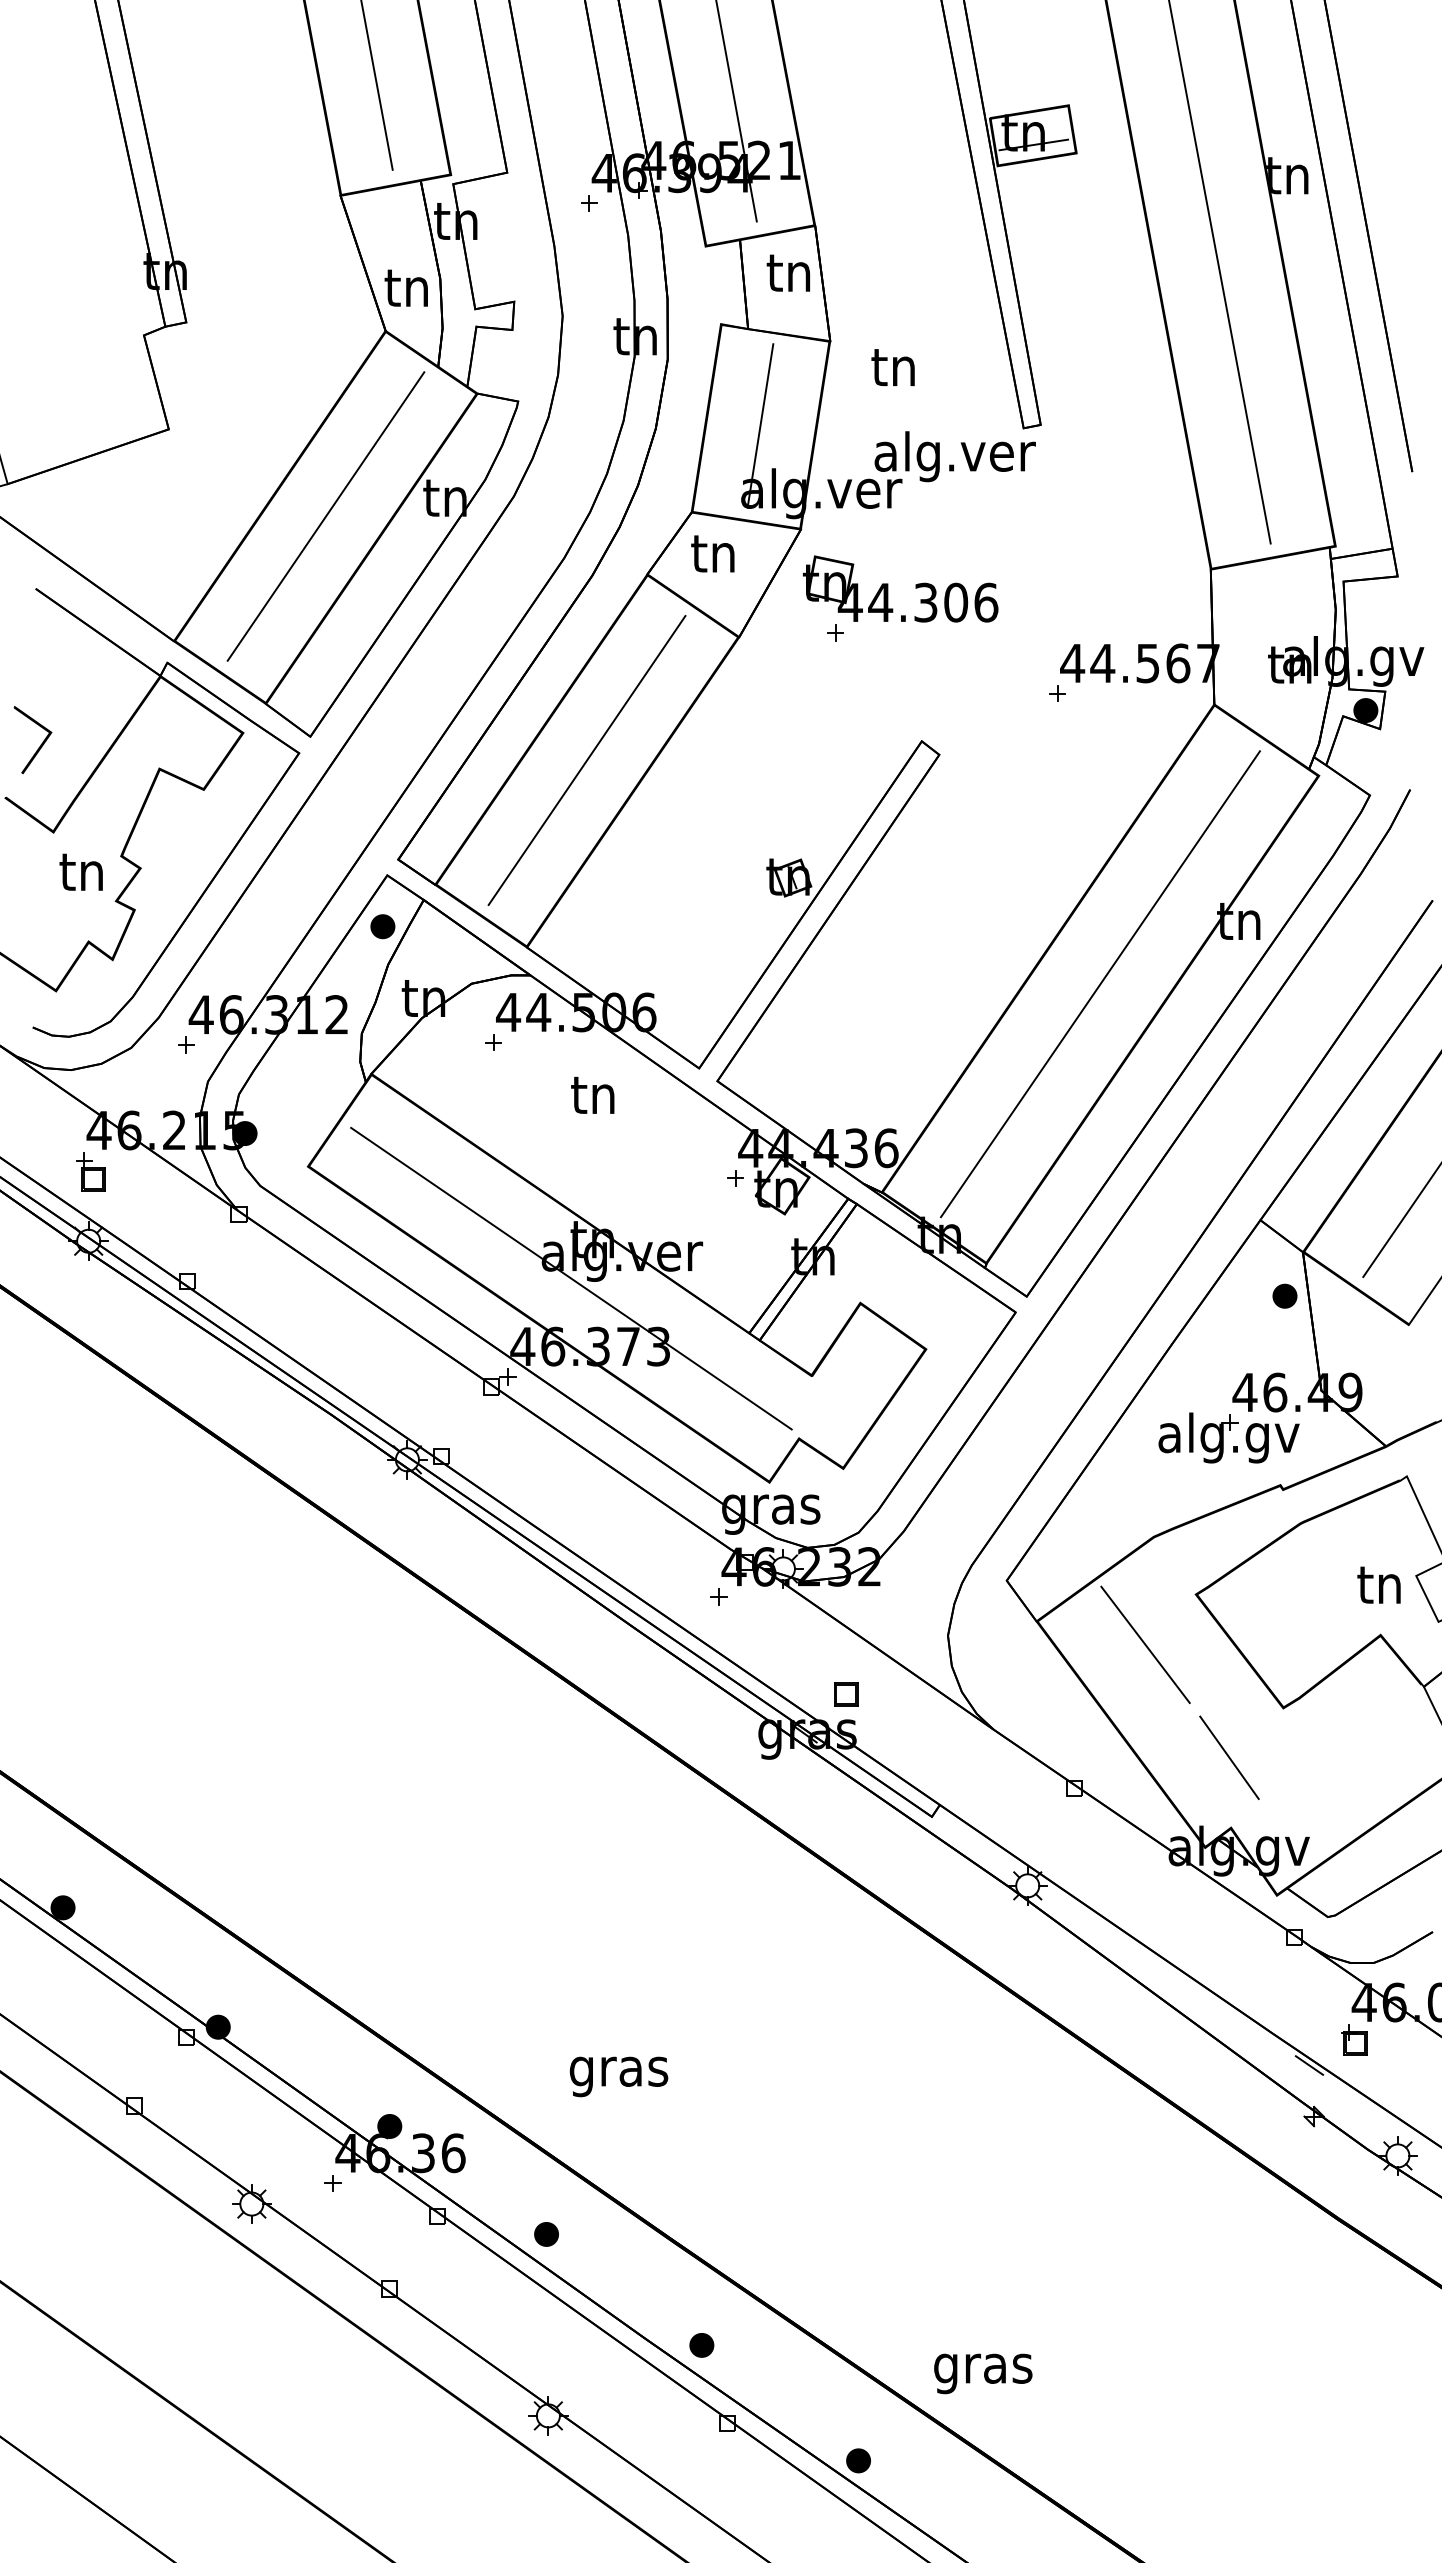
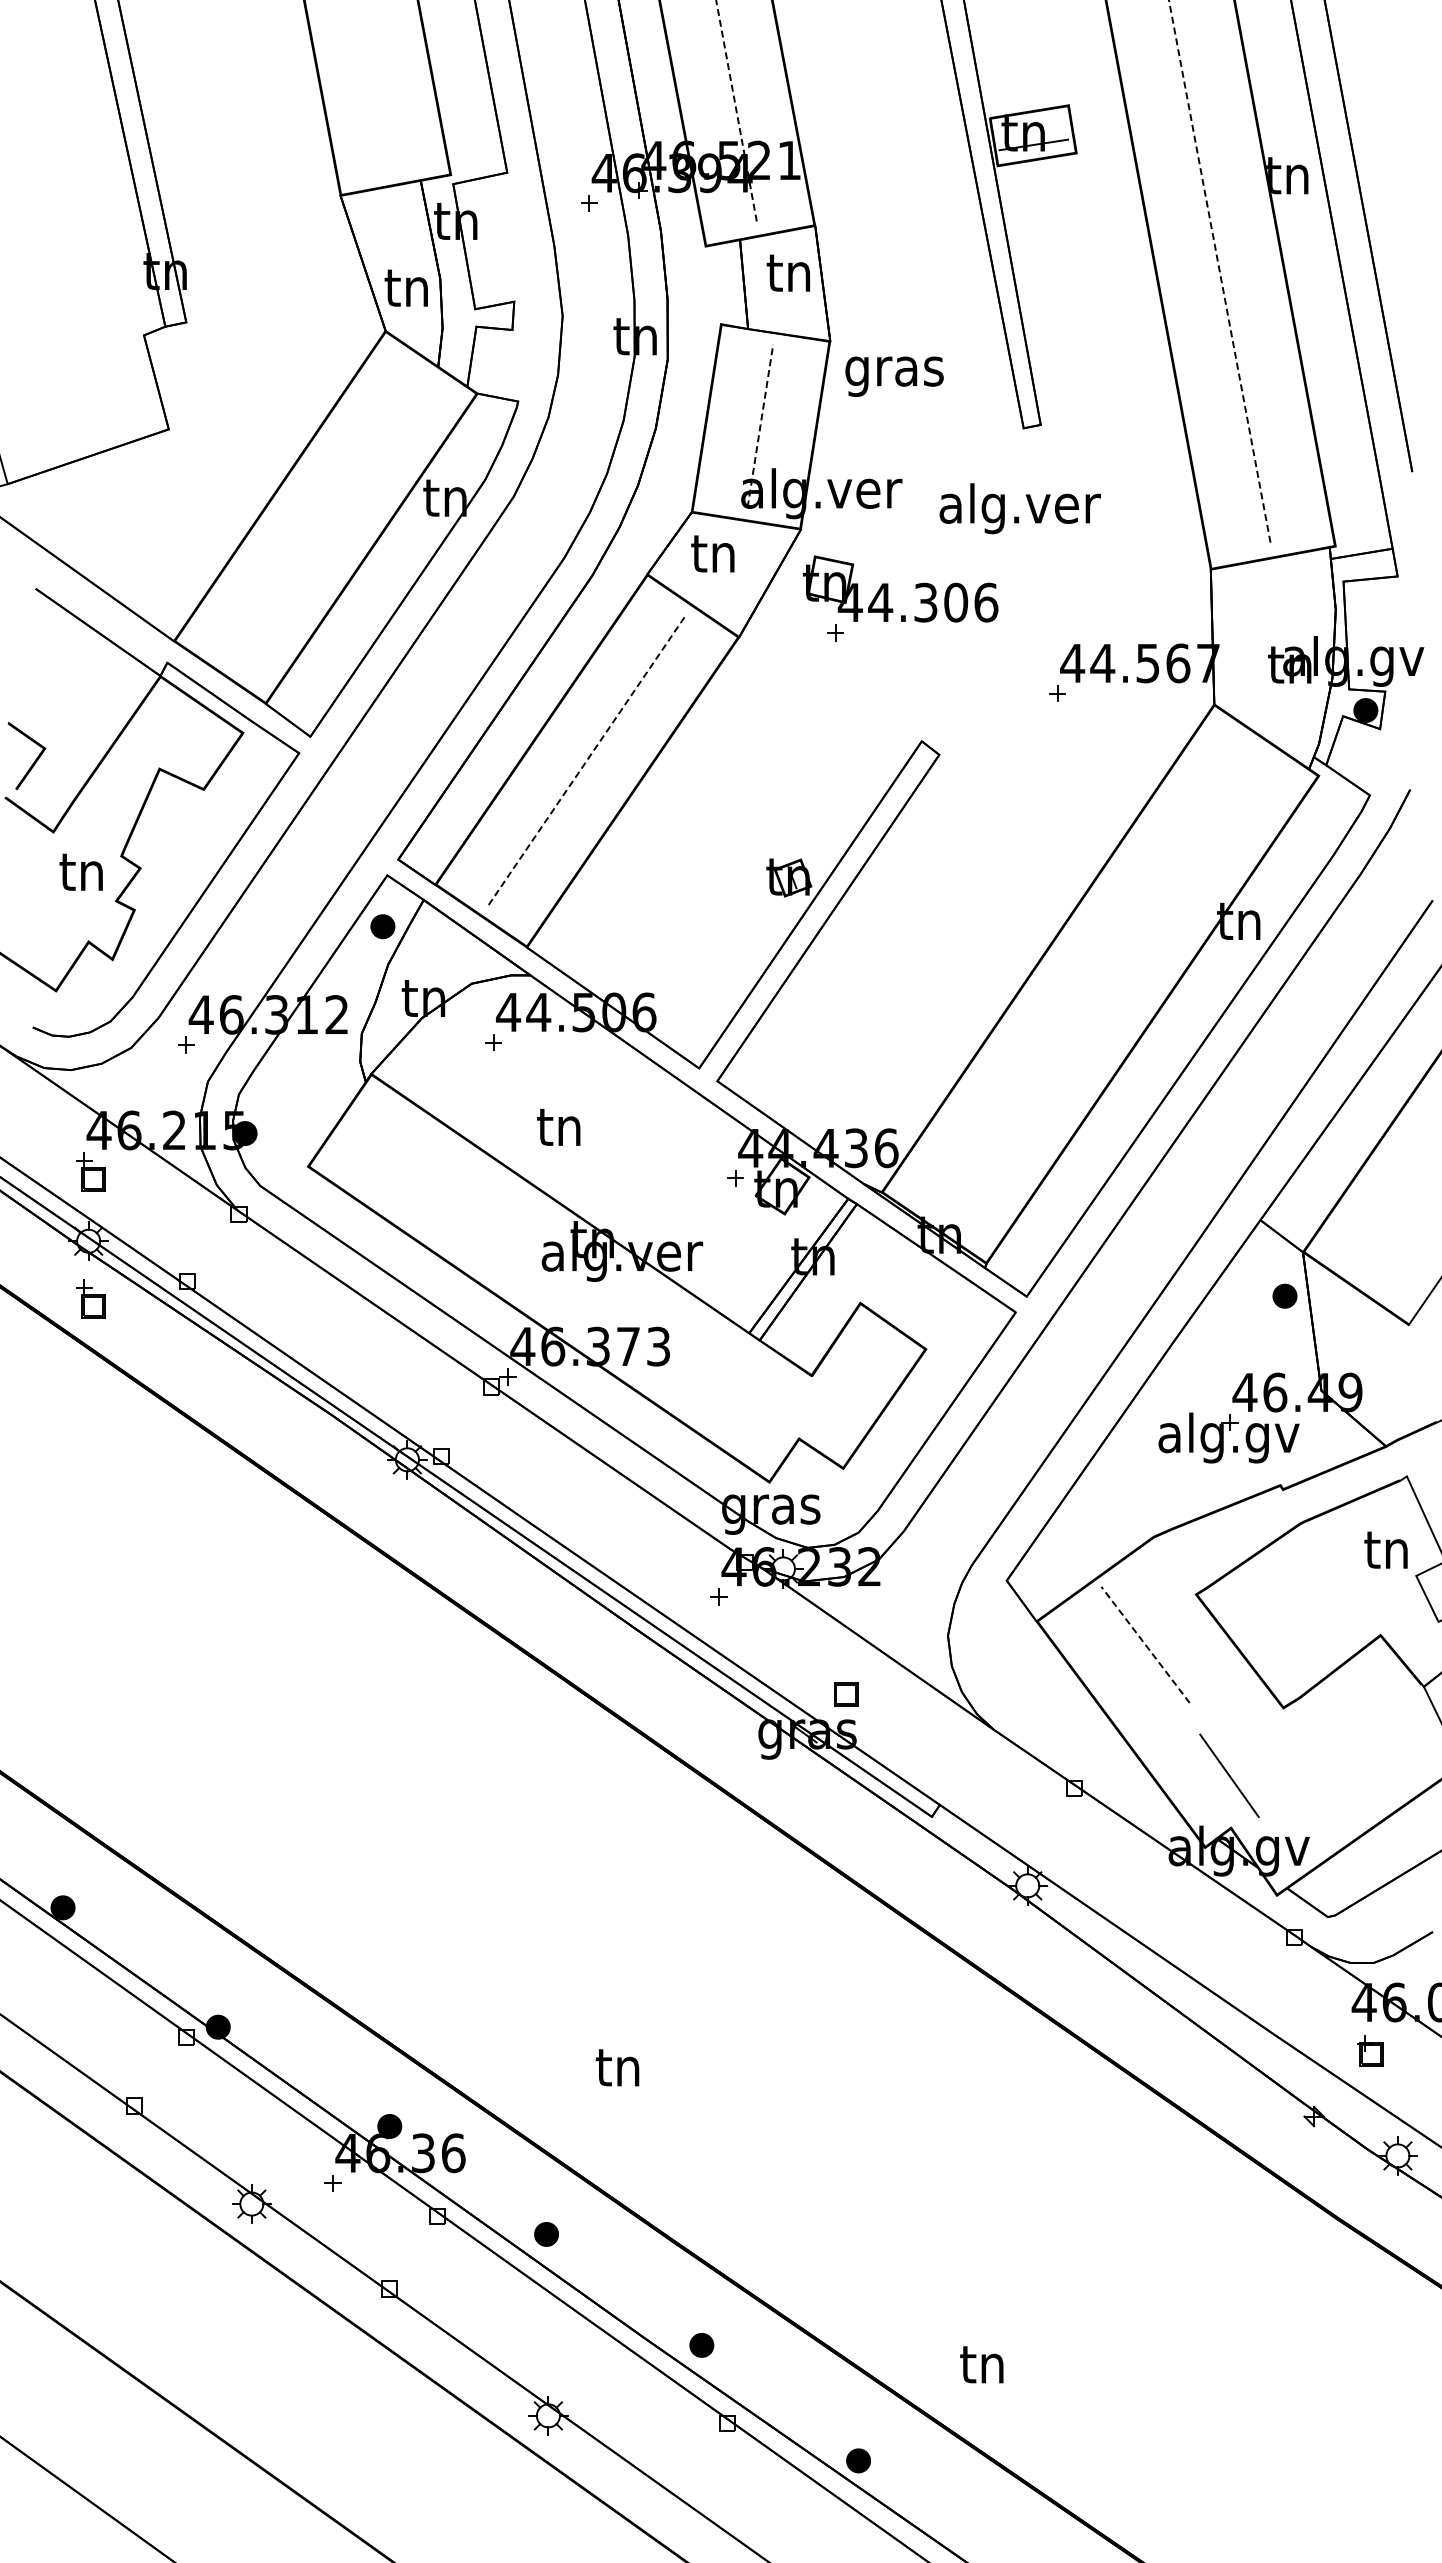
line: present -> none (376, 85)
line: solid -> dashed (736, 110)
line: solid -> dashed (1219, 272)
text: tn -> gras (894, 372)
line: solid -> dashed (760, 425)
text position: (954, 456) -> (1019, 508) (1019, 508)
line: present -> none (325, 516)
part position: (40, 744) -> (34, 760) (34, 760)
line: solid -> dashed (587, 760)
line: present -> none (1099, 984)
text position: (592, 1094) -> (558, 1126) (558, 1126)
line: present -> none (1400, 1222)
line: present -> none (571, 1278)
part: none -> present (90, 1298)
text position: (1378, 1584) -> (1385, 1549) (1385, 1549)
line: solid -> dashed (1145, 1644)
line position: (1229, 1757) -> (1229, 1775) (1229, 1775)
part position: (1354, 2039) -> (1370, 2050) (1370, 2050)
line: present -> none (1309, 2065)
text: gras -> tn (618, 2073)
text: gras -> tn (983, 2370)
